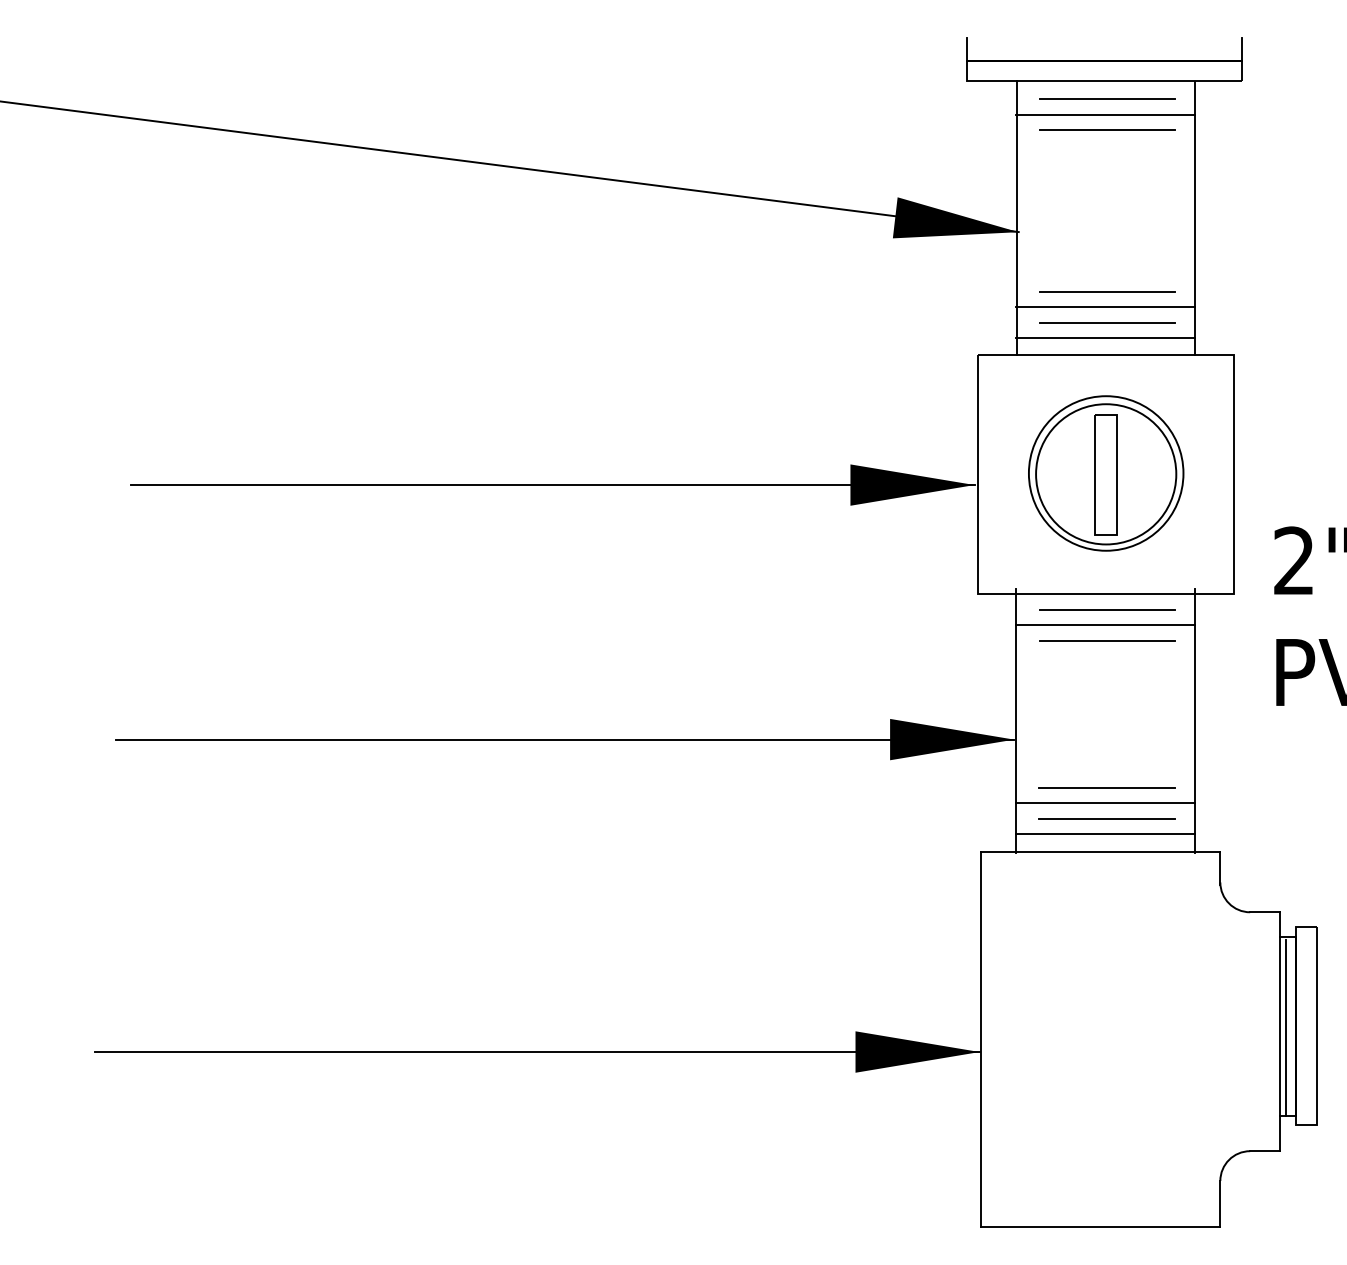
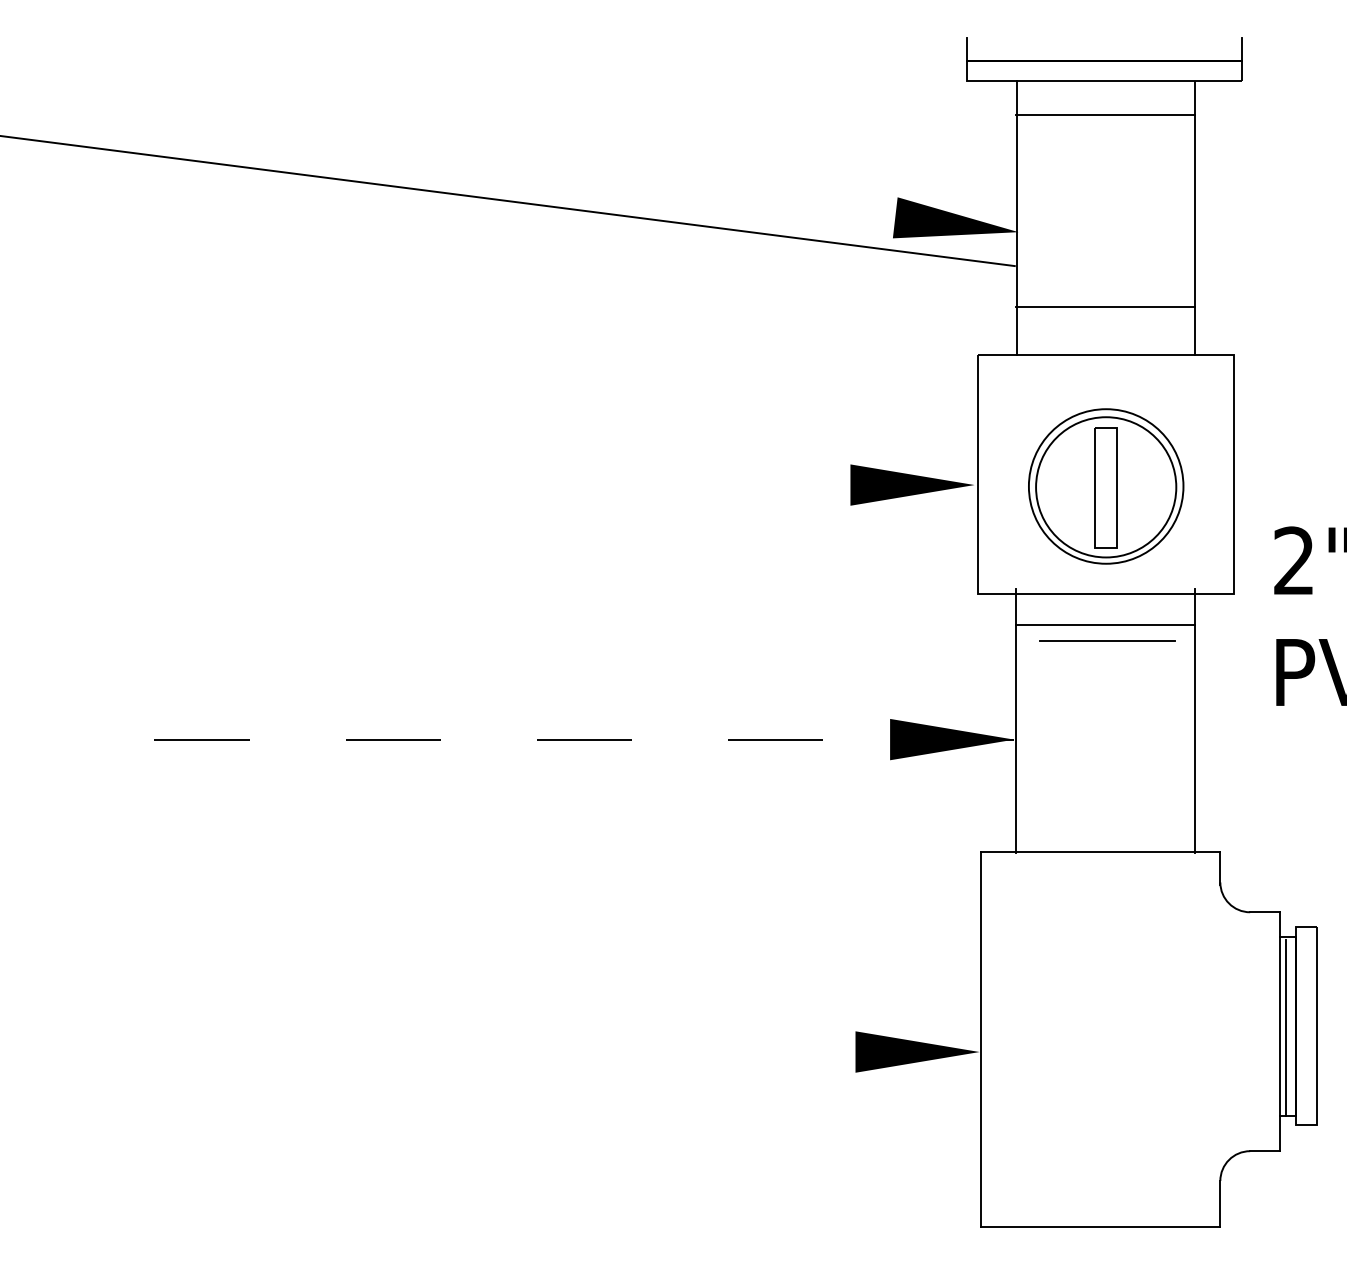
line: present -> none (1106, 99)
line: present -> none (1107, 129)
line position: (510, 166) -> (508, 201) (508, 201)
line: present -> none (1106, 291)
line: present -> none (1106, 322)
line: present -> none (1105, 338)
part position: (1106, 473) -> (1106, 486) (1106, 486)
line: present -> none (552, 485)
line: present -> none (1106, 609)
line: solid -> dashed (565, 739)
line: present -> none (1106, 787)
line: present -> none (1104, 803)
line: present -> none (1106, 818)
line: present -> none (1104, 834)
line: present -> none (536, 1052)
